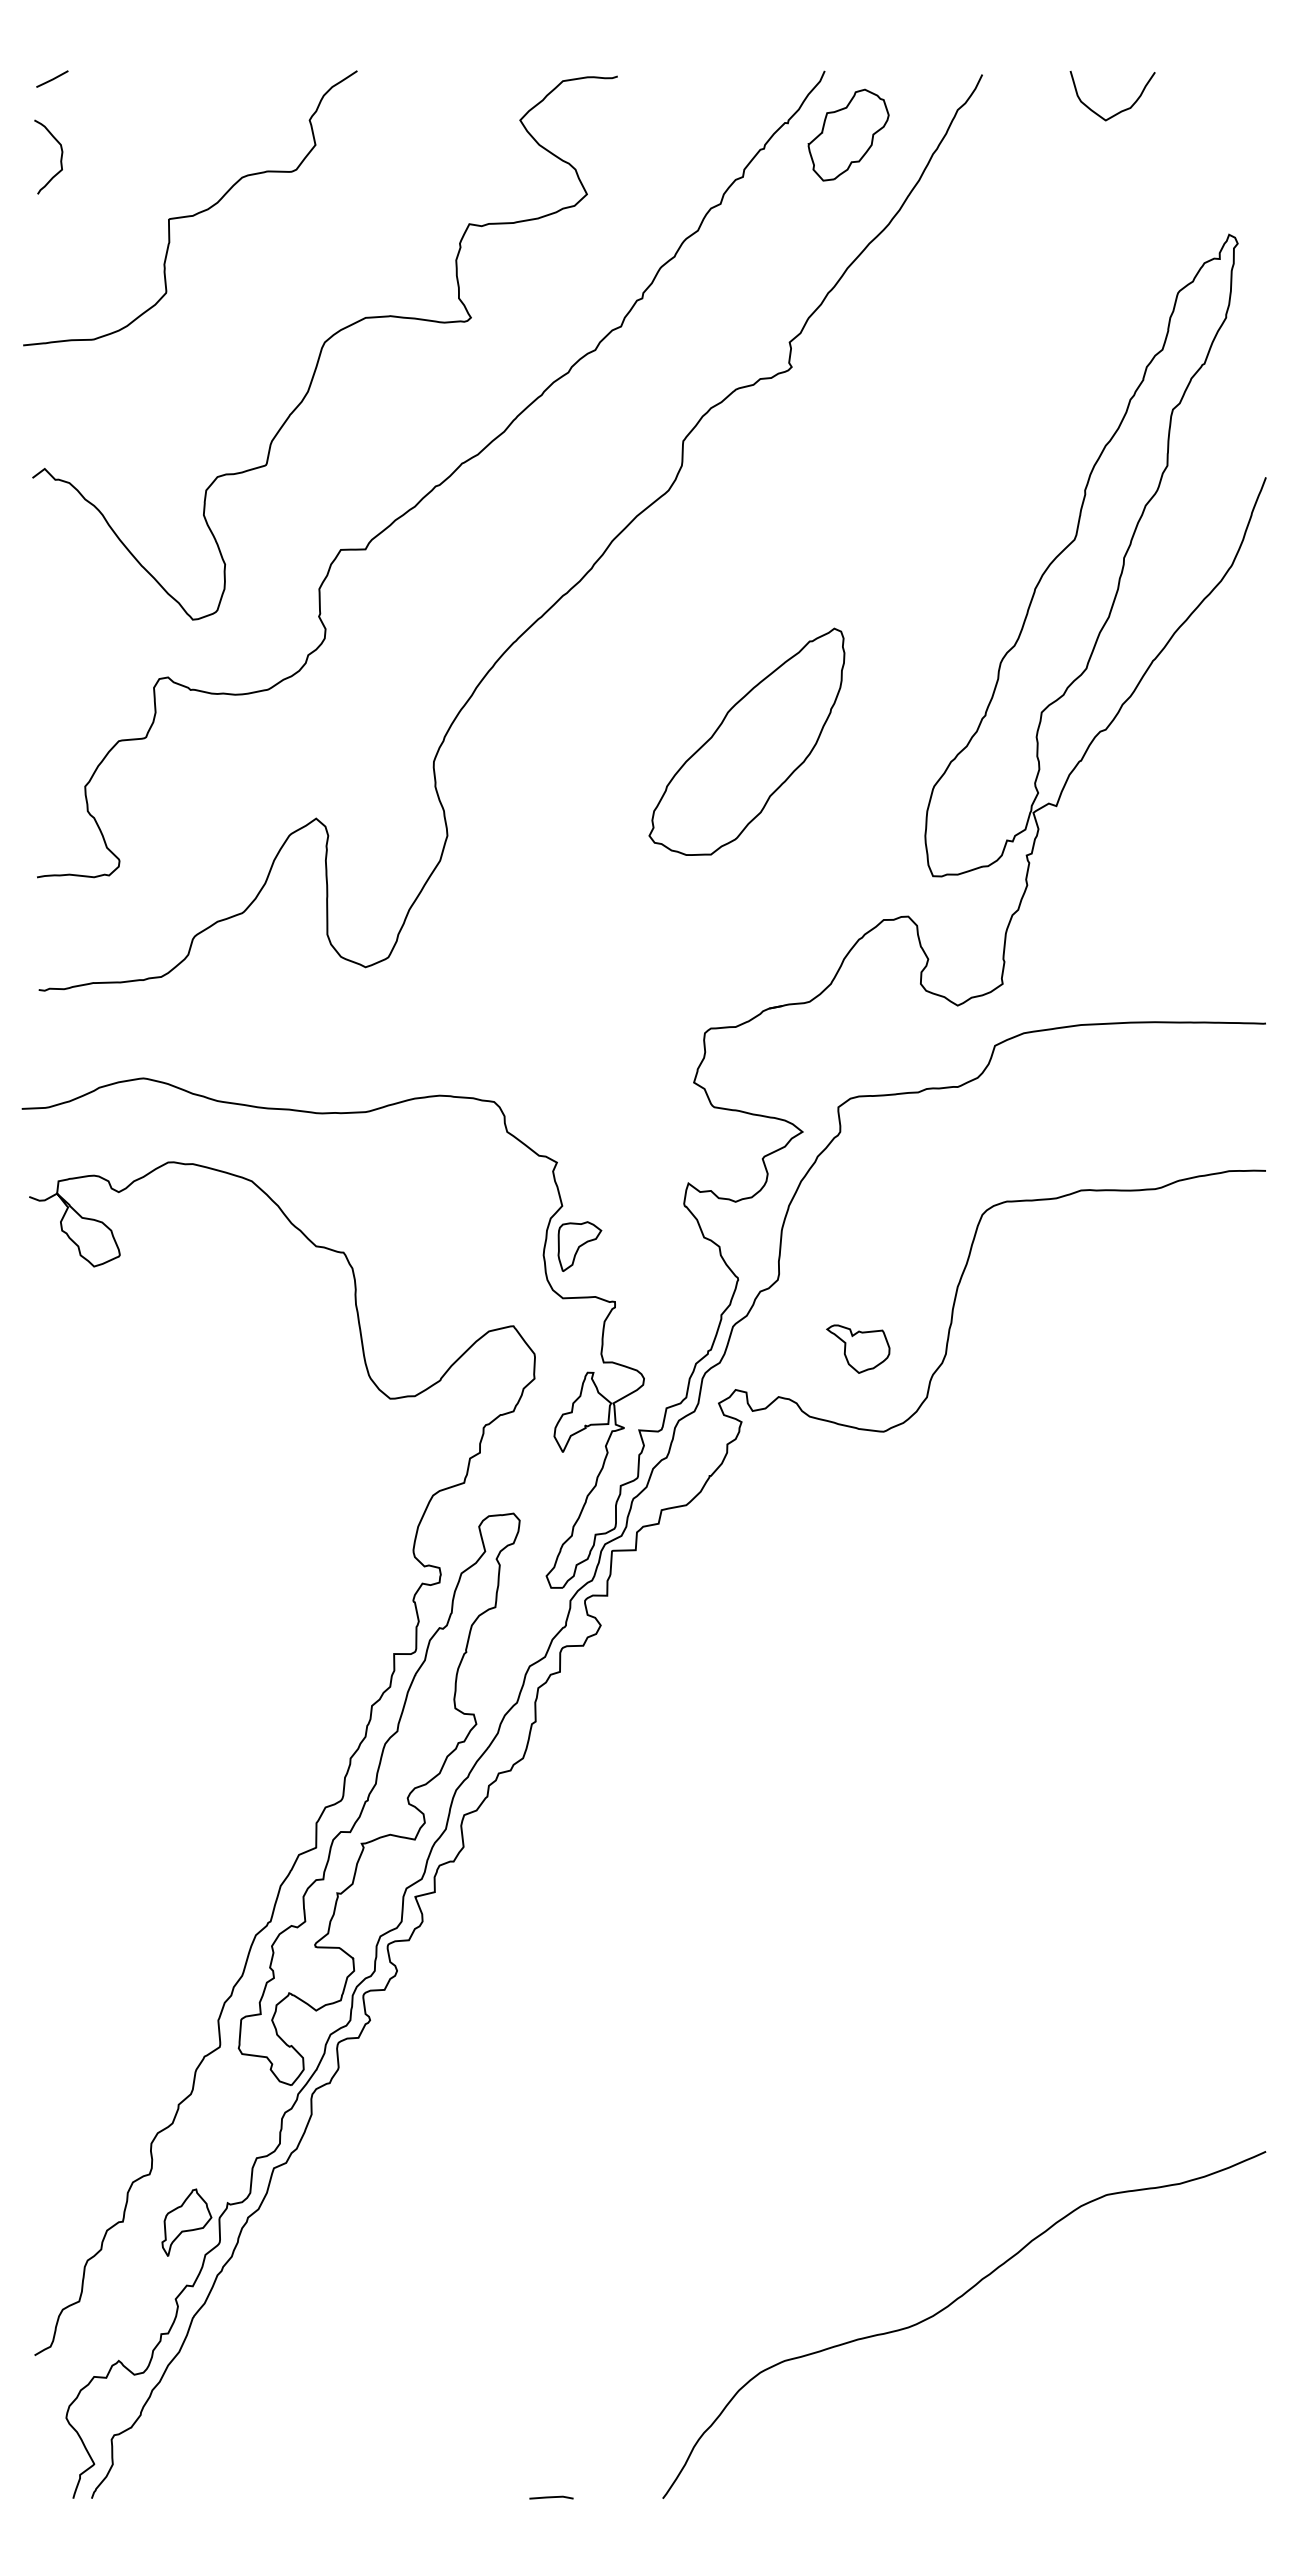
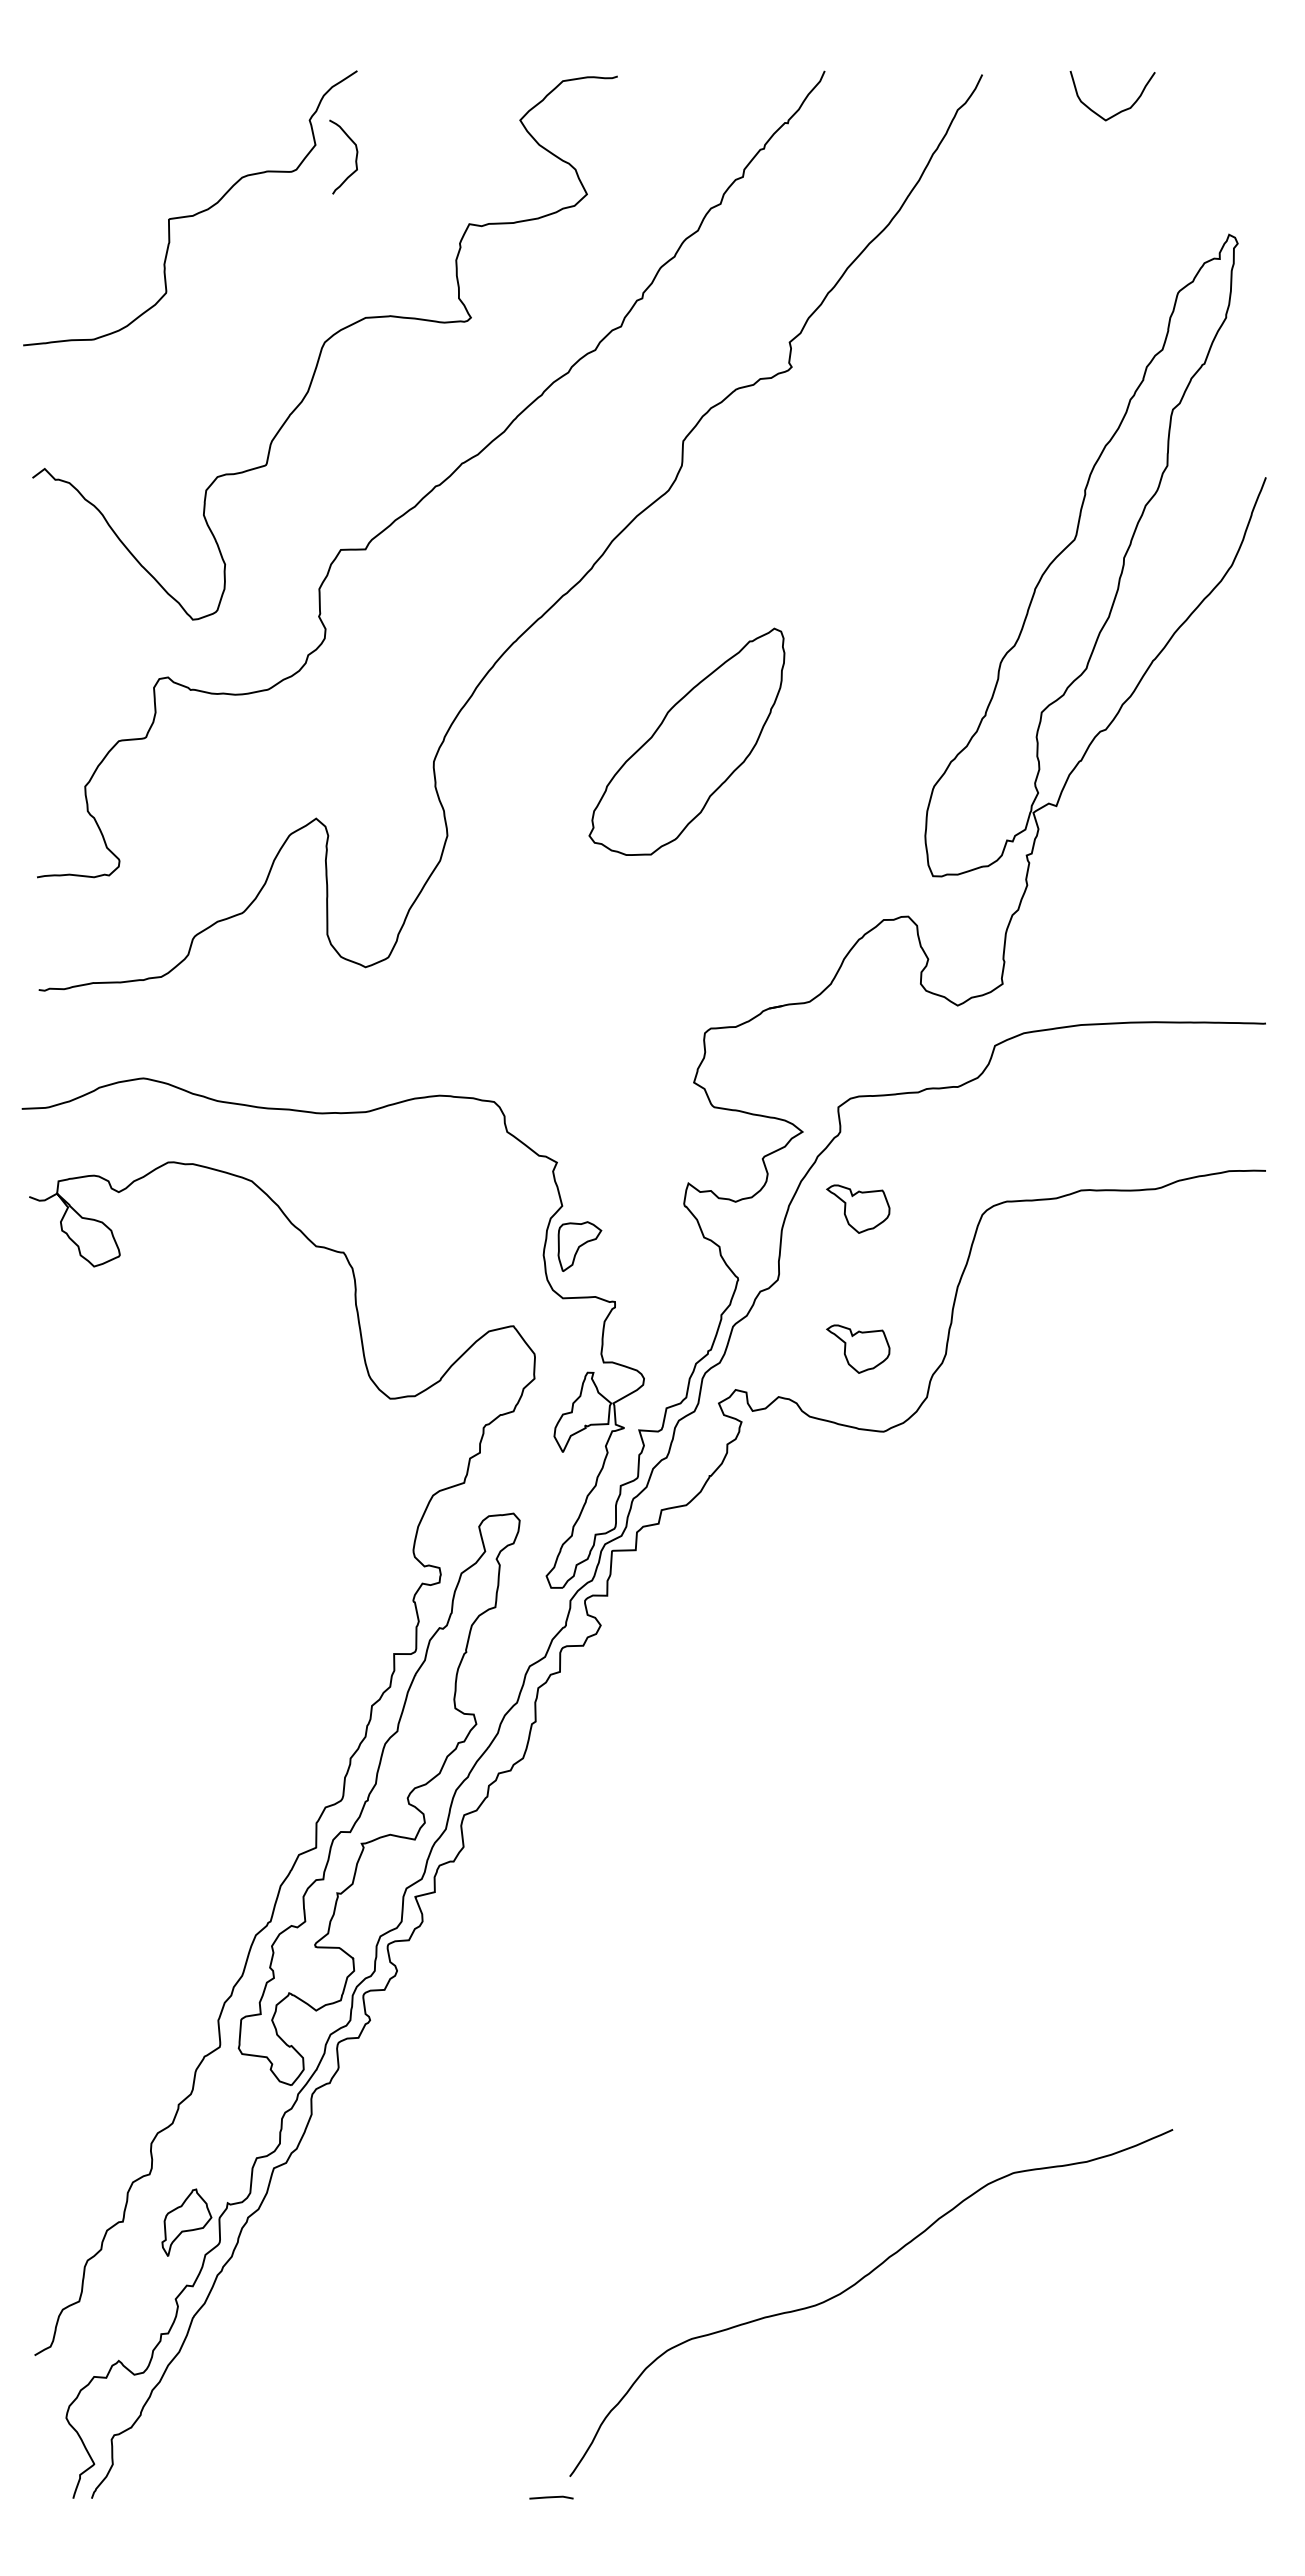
line: present -> none (52, 78)
part: present -> none (848, 134)
curve position: (60, 156) -> (355, 156) (355, 156)
part position: (746, 741) -> (686, 741) (686, 741)
part: none -> present (858, 1208)
curve position: (948, 2307) -> (855, 2285) (855, 2285)
